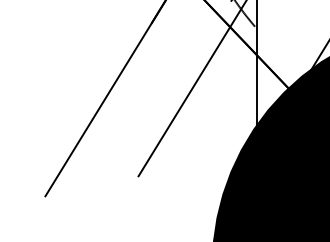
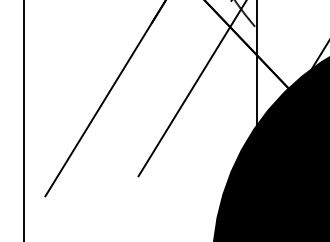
line: none -> present (23, 120)
